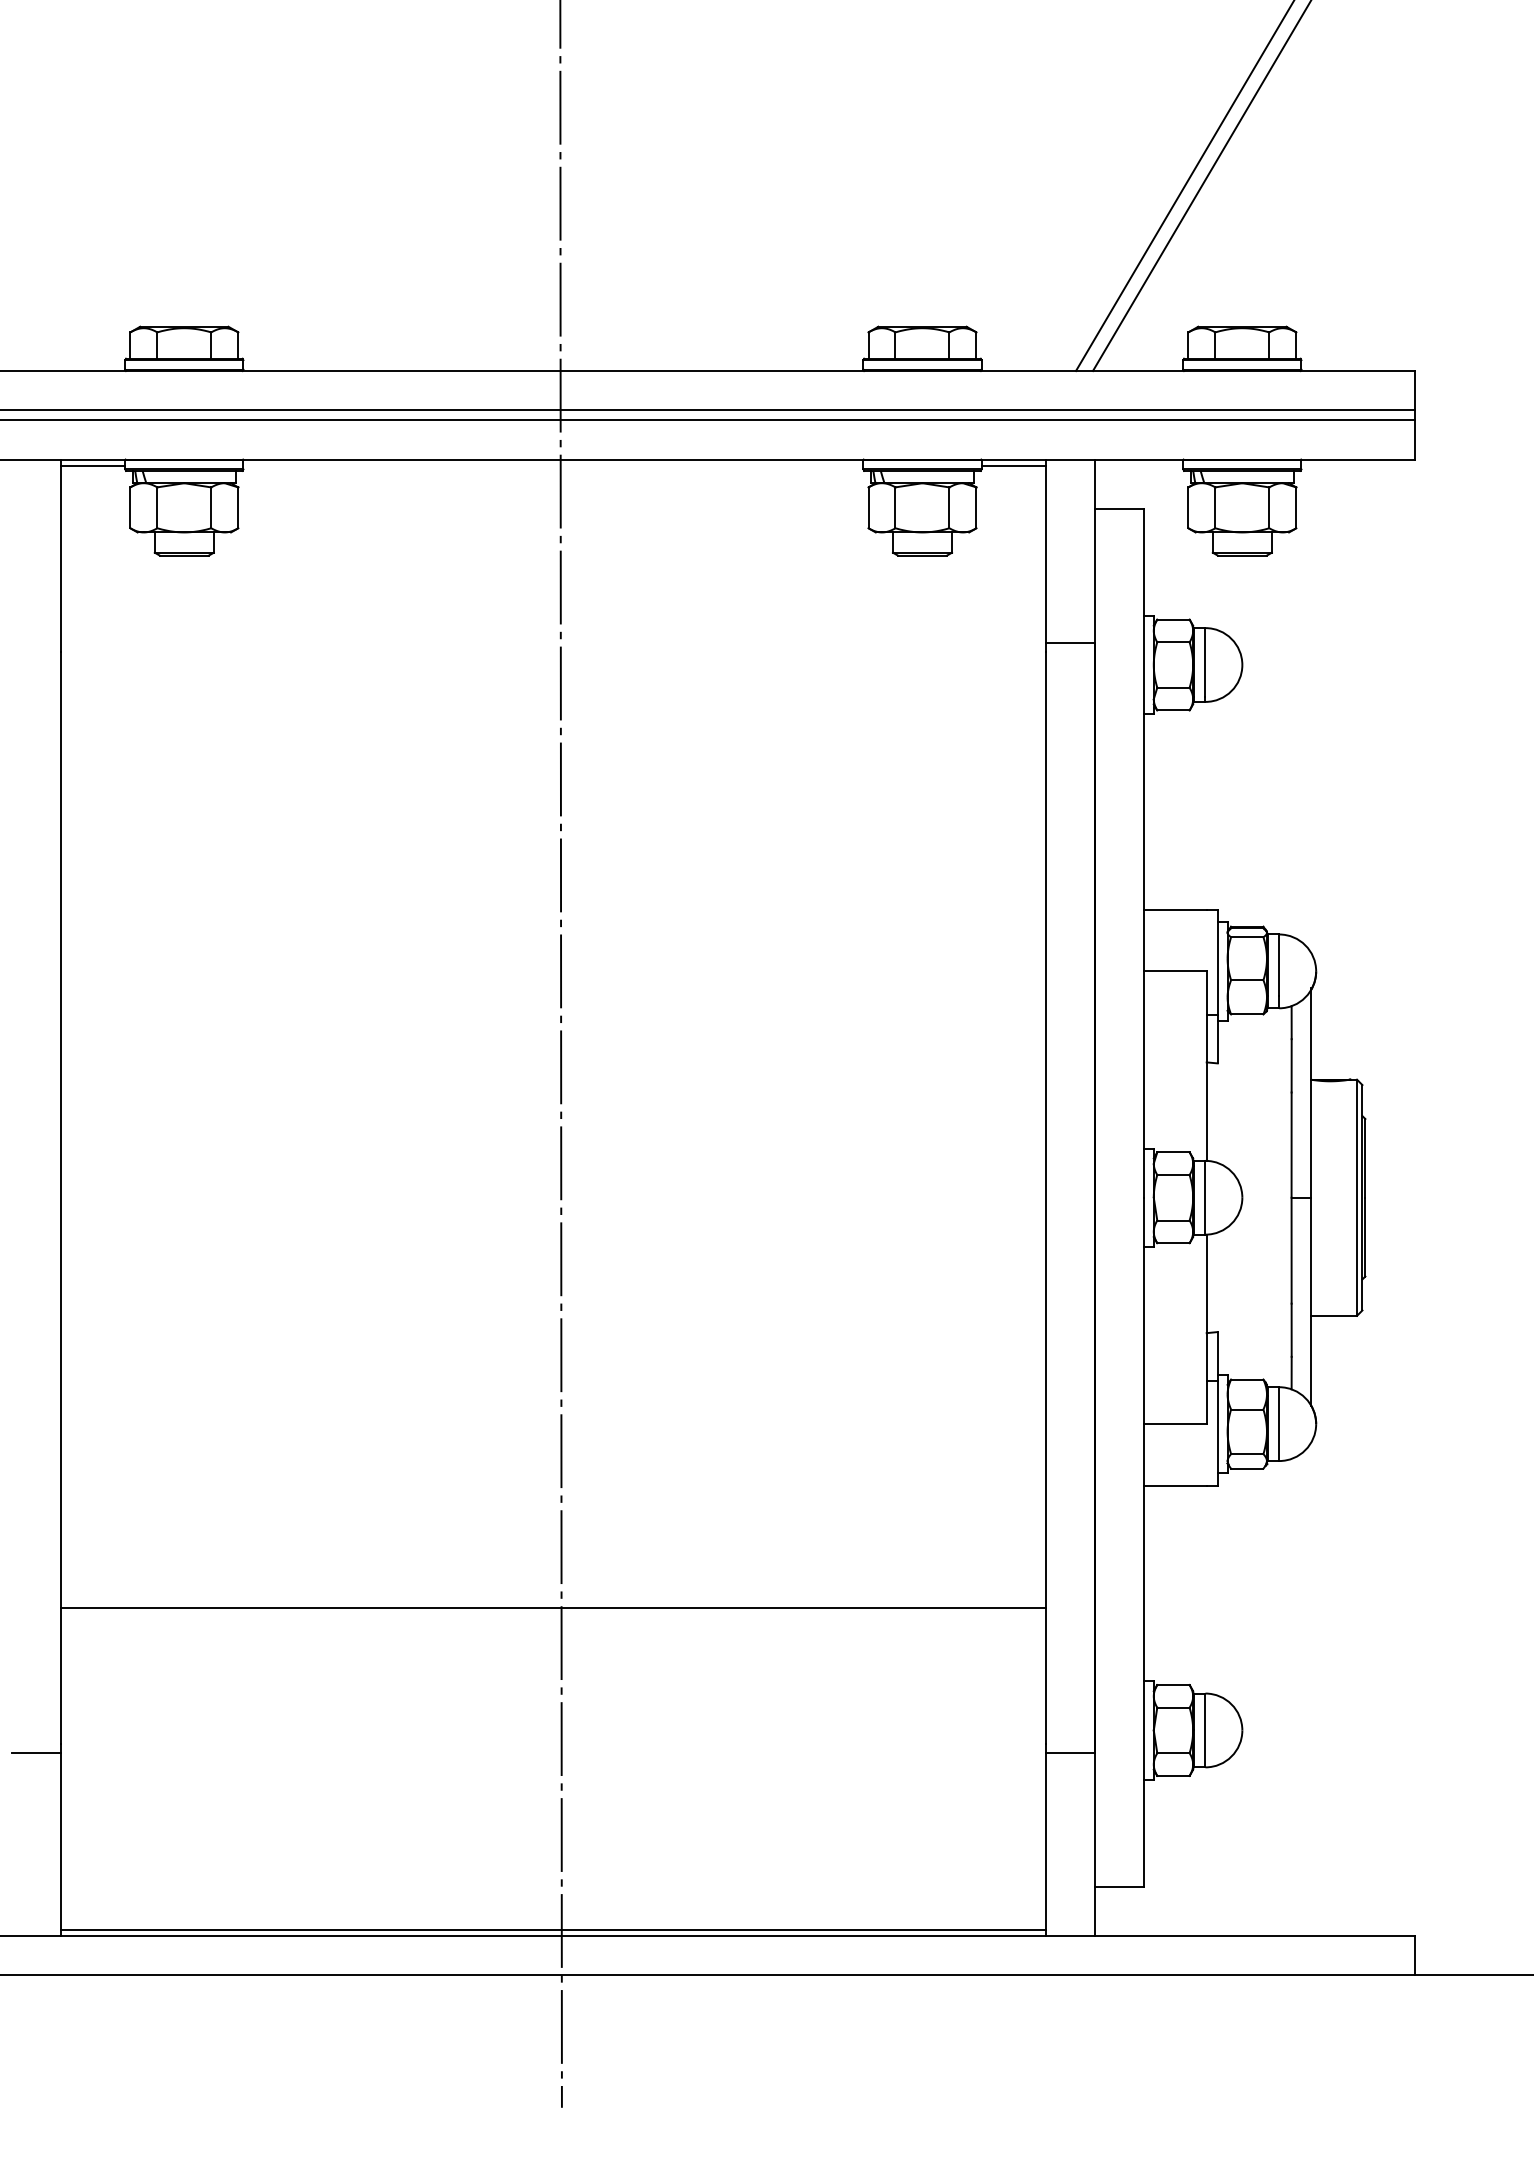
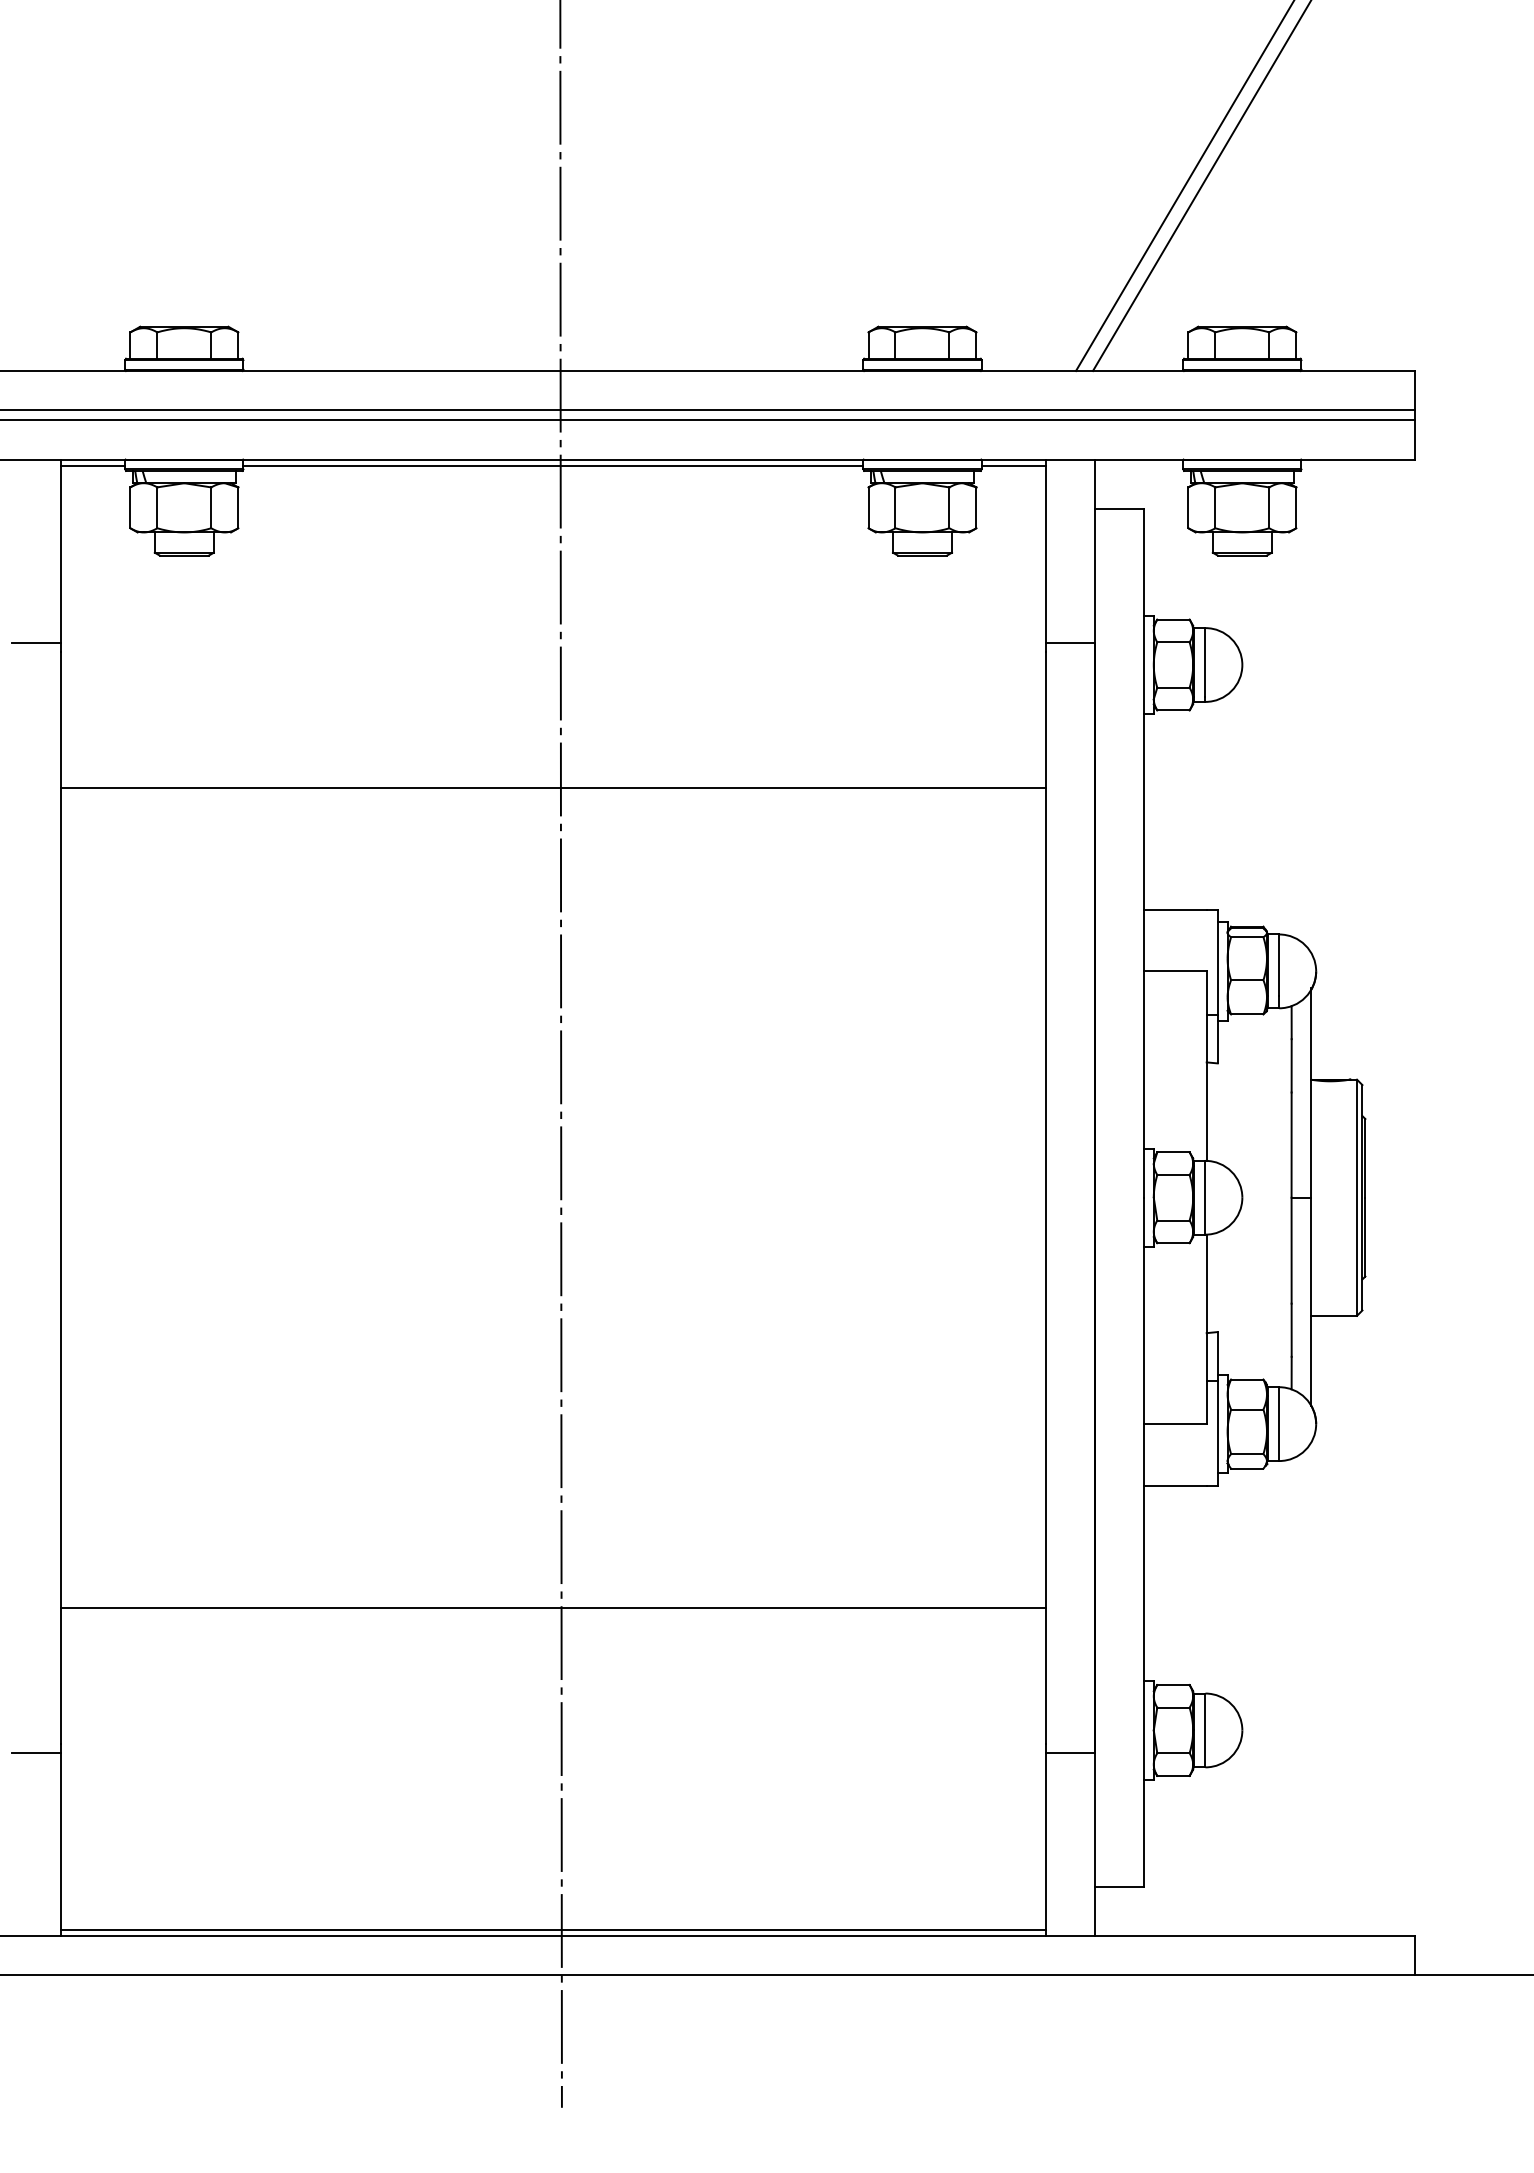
line: none -> present (553, 465)
line: none -> present (36, 642)
line: none -> present (553, 787)
